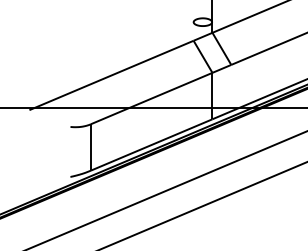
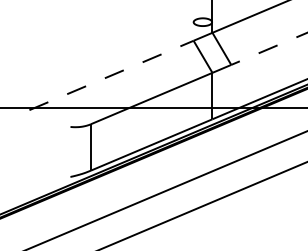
line: solid -> dashed (268, 49)
line: solid -> dashed (112, 75)
